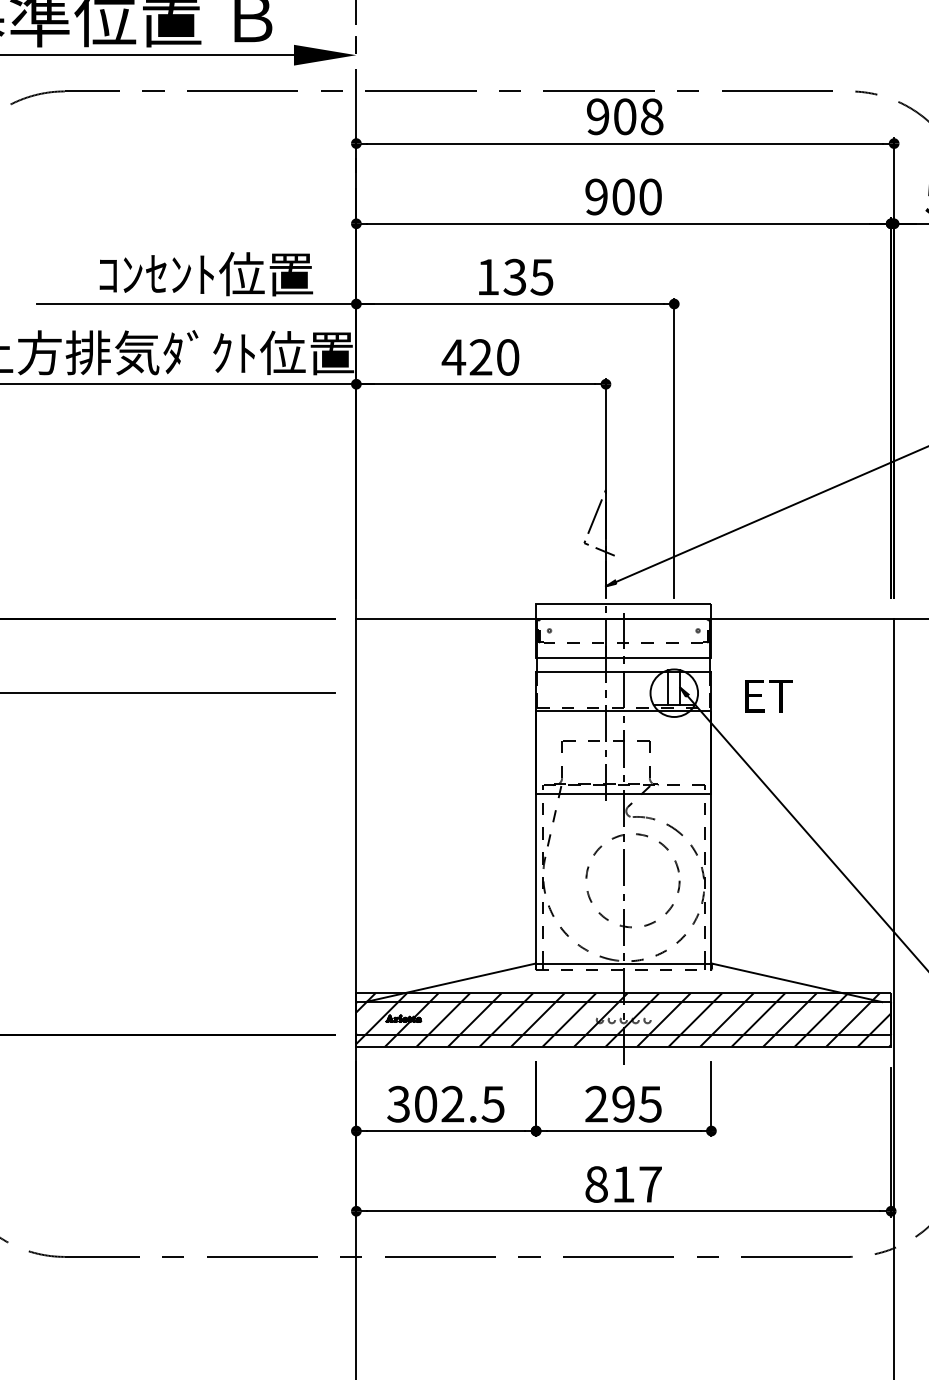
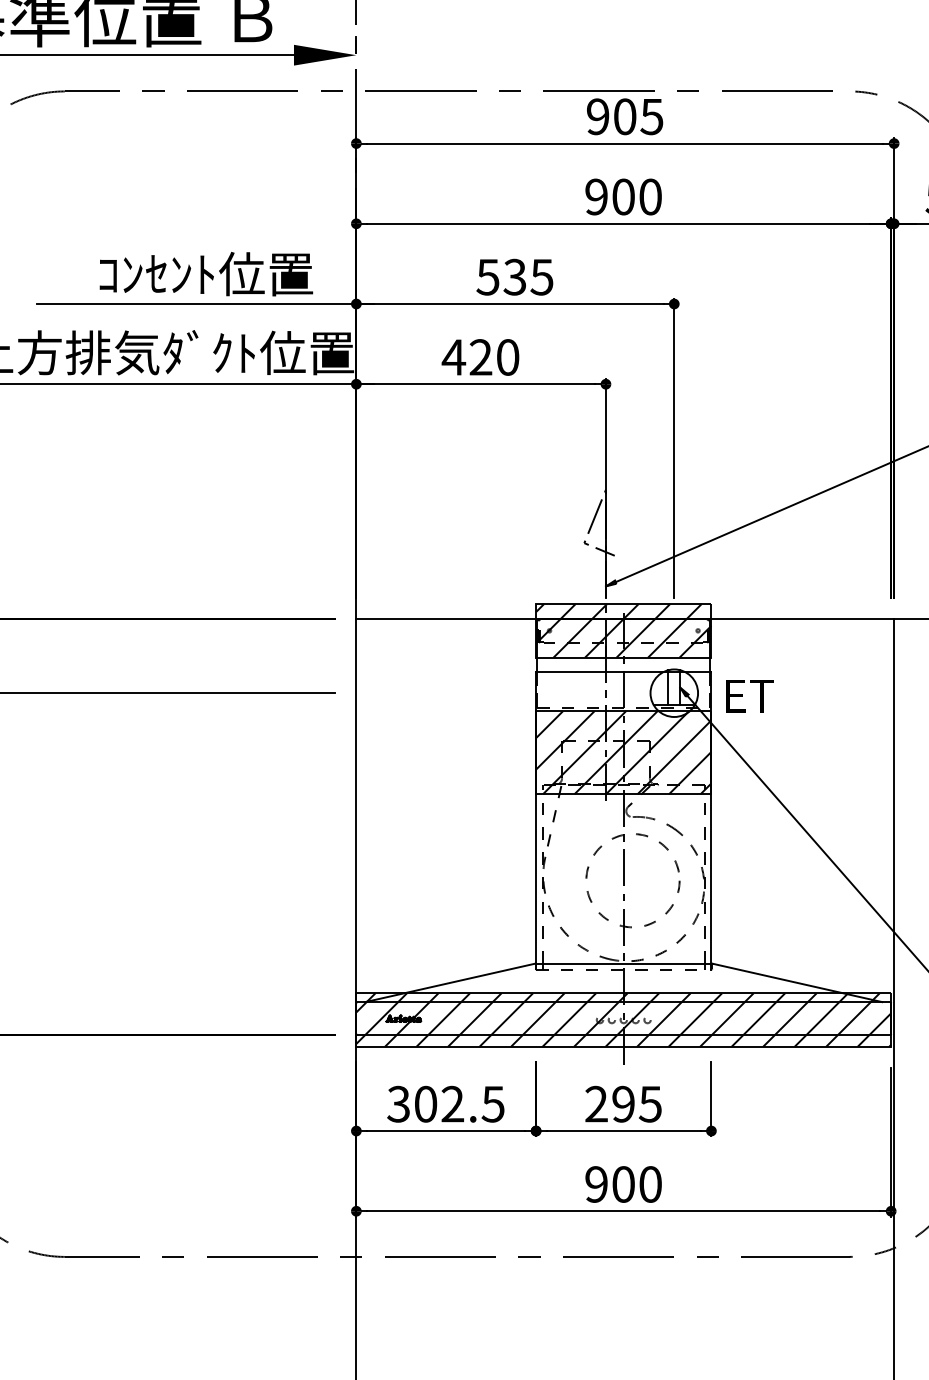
text: 908 -> 905 (651, 116)
text: 135 -> 535 (487, 277)
hatch: none -> present (623, 630)
text position: (768, 696) -> (749, 696) (749, 696)
hatch: none -> present (623, 752)
text: 817 -> 900 (623, 1184)
